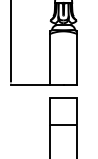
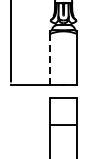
line: solid -> dashed (49, 58)
